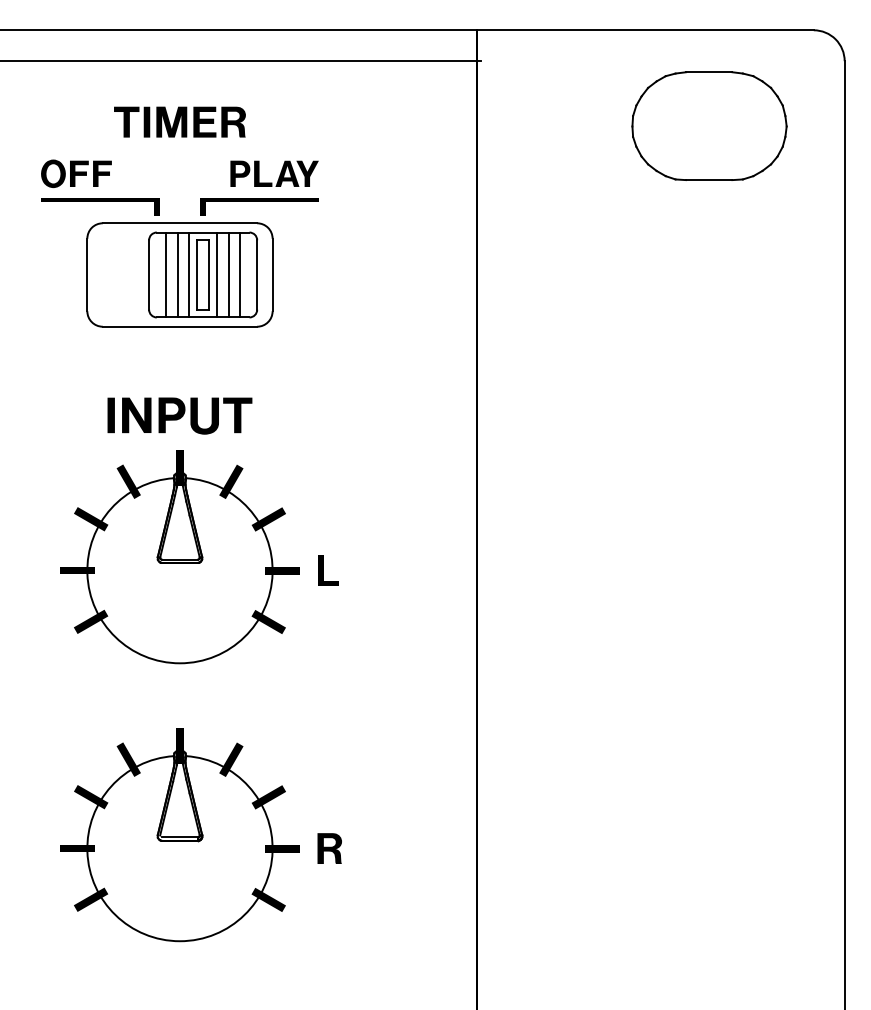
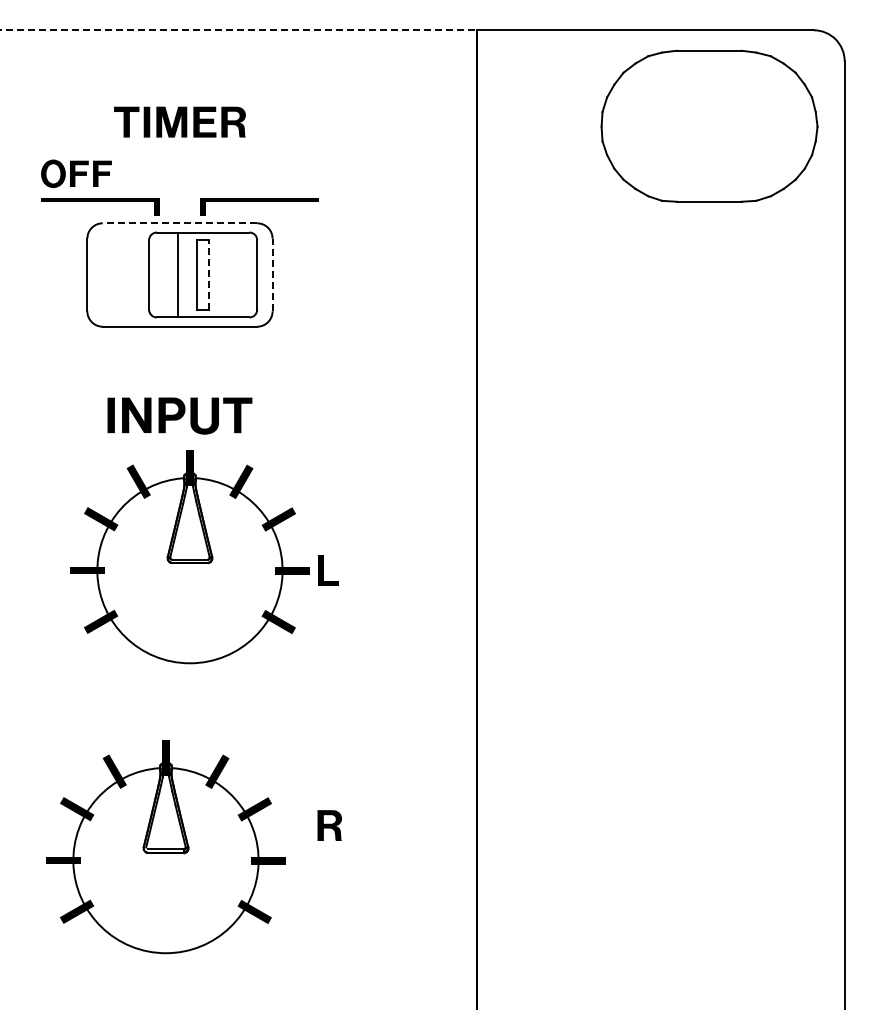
line: solid -> dashed (239, 30)
line: present -> none (241, 61)
part size: 157x110 px -> 219x154 px (709, 125)
part: present -> none (274, 173)
line: solid -> dashed (179, 223)
line: present -> none (166, 274)
line: present -> none (189, 274)
line: present -> none (217, 274)
line: present -> none (228, 274)
line: present -> none (240, 274)
line: solid -> dashed (272, 274)
line: solid -> dashed (209, 275)
part position: (179, 557) -> (189, 557) (189, 557)
part position: (179, 835) -> (165, 847) (165, 847)
part position: (329, 848) -> (329, 825) (329, 825)
